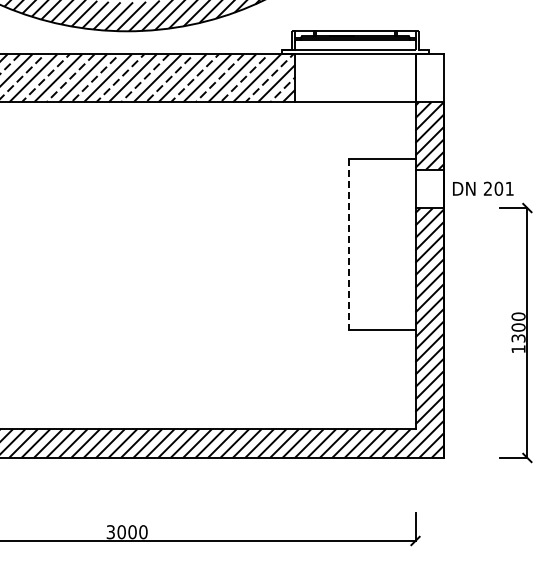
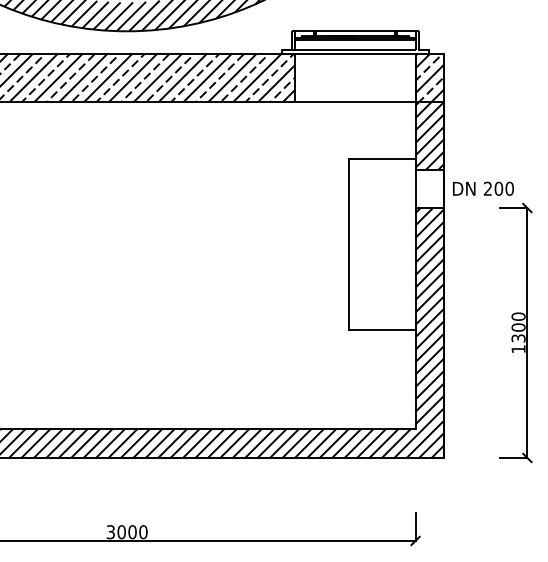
hatch: none -> present (429, 78)
text: 201 -> 200 (509, 188)
line: dashed -> solid (348, 244)
